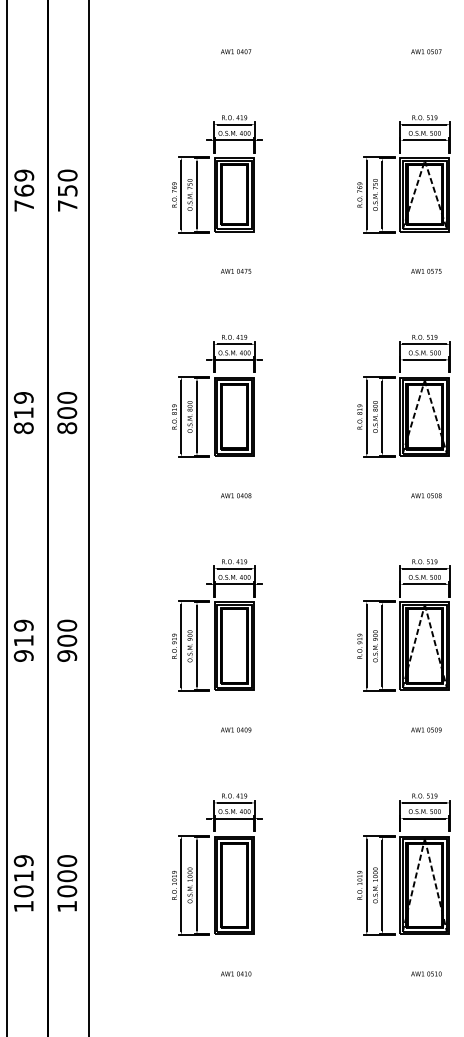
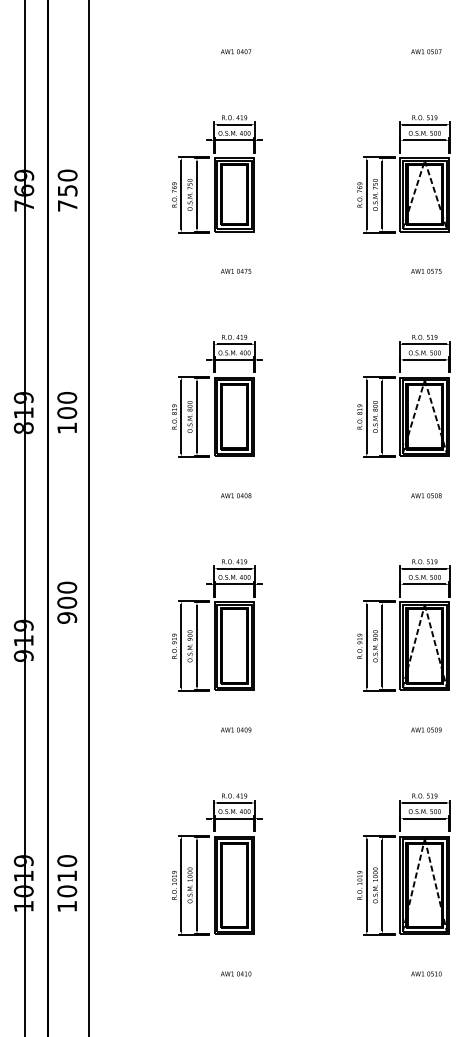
text: 800 -> 100 (67, 428)
line position: (7, 517) -> (25, 517) (25, 517)
text position: (67, 640) -> (67, 602) (67, 602)
text: 1000 -> 1010 (67, 876)
